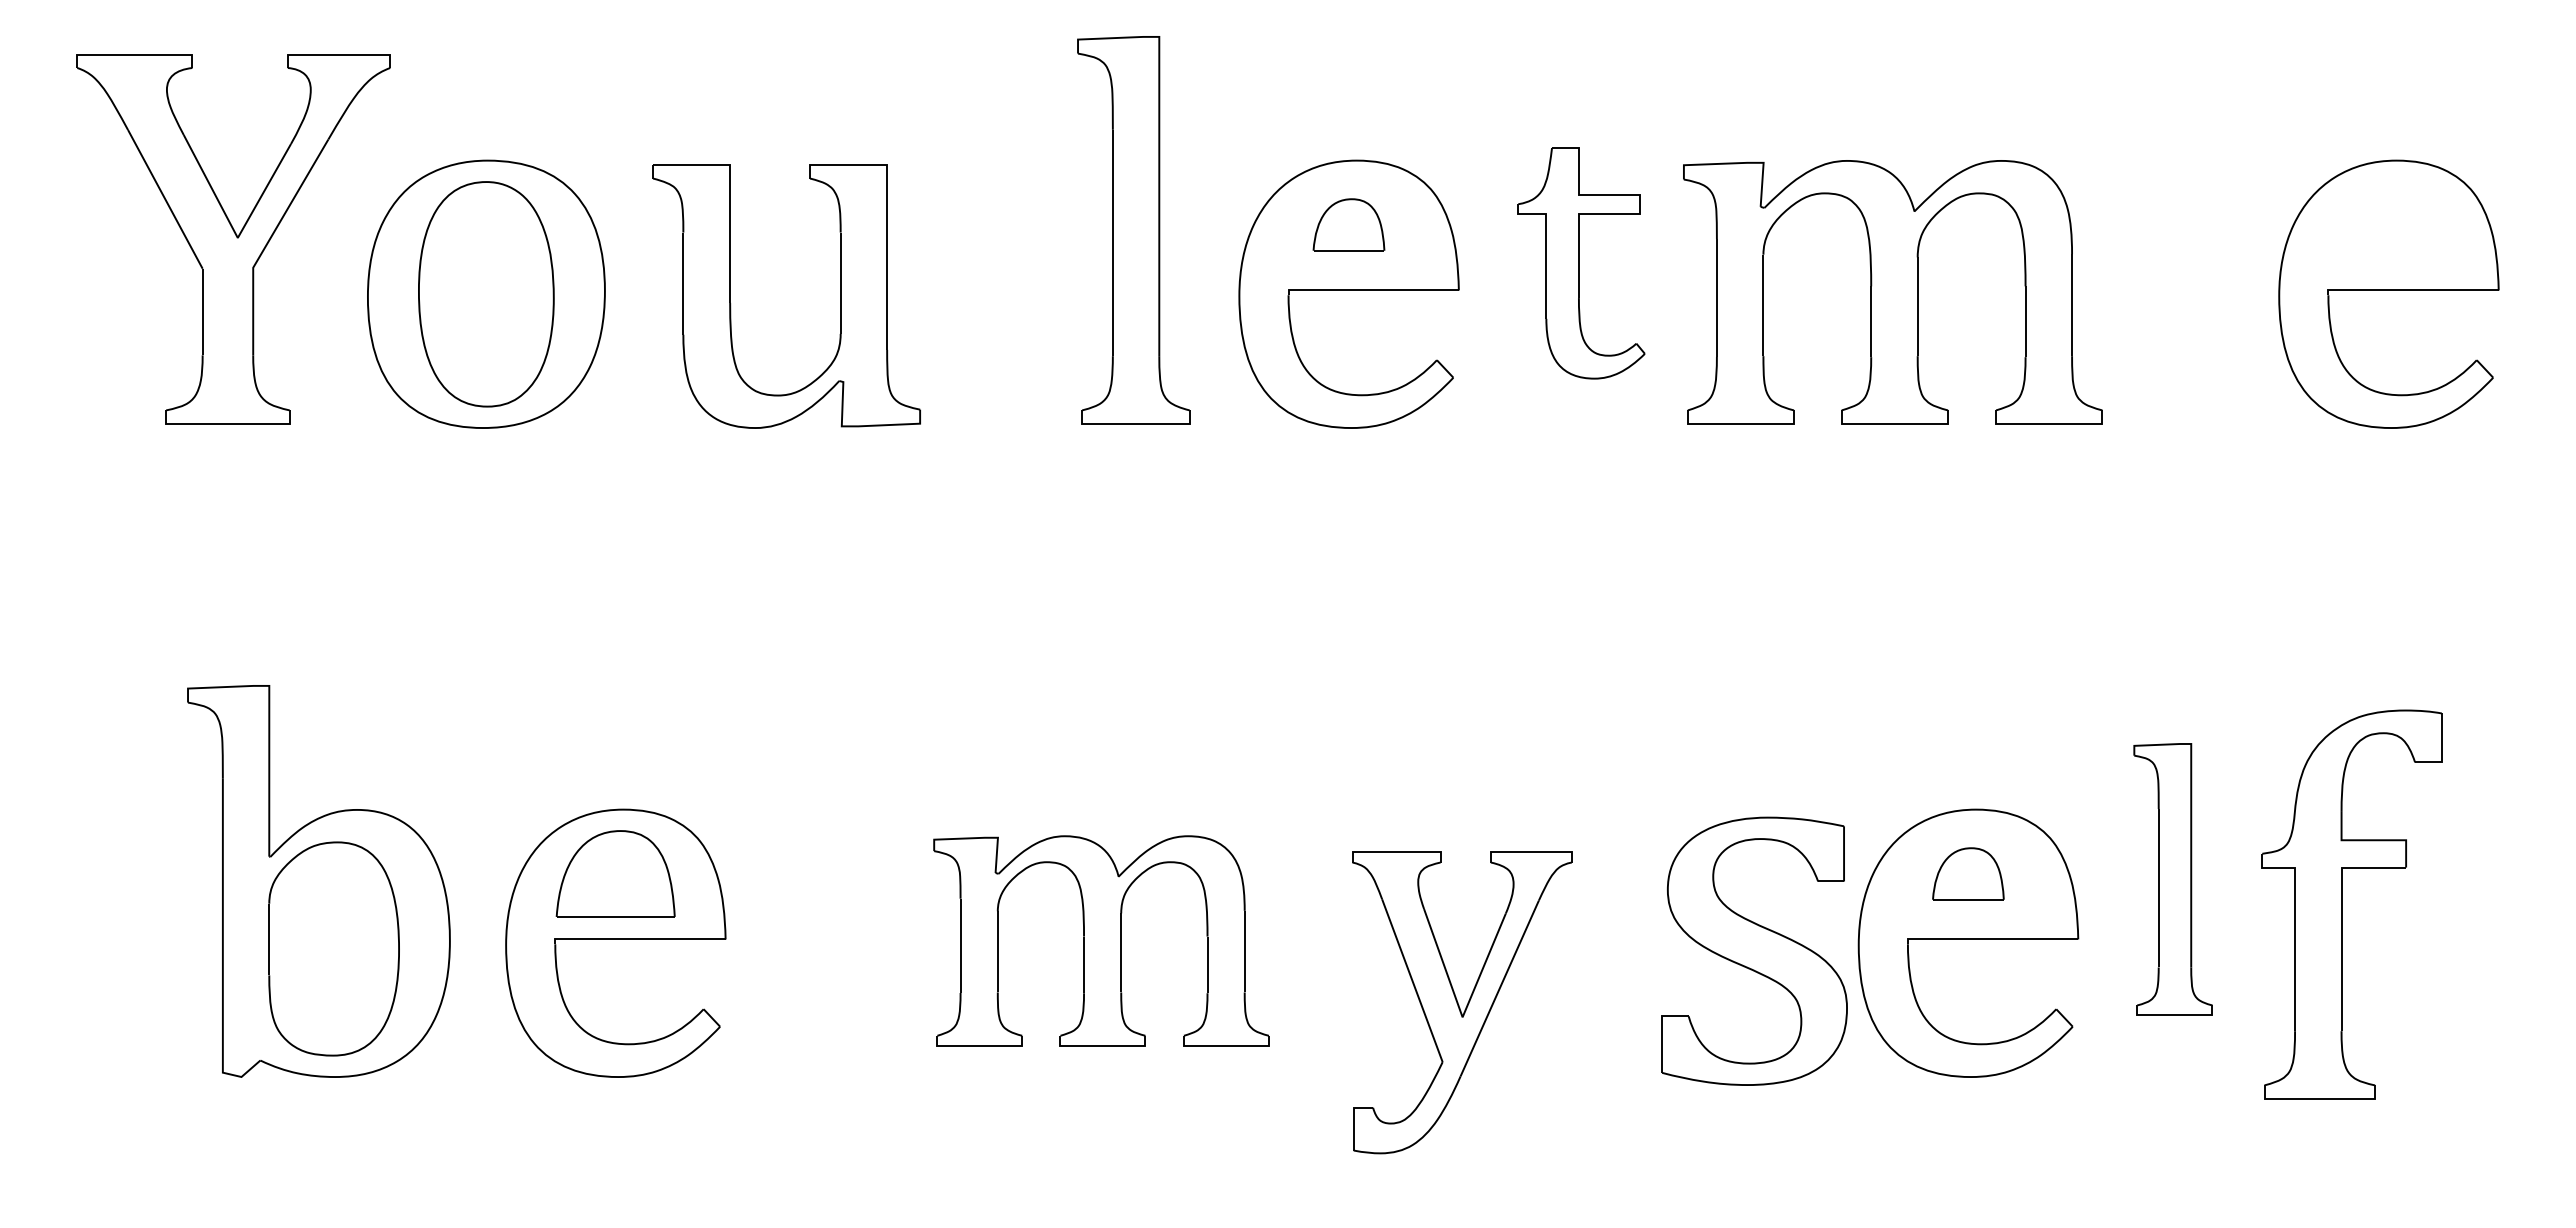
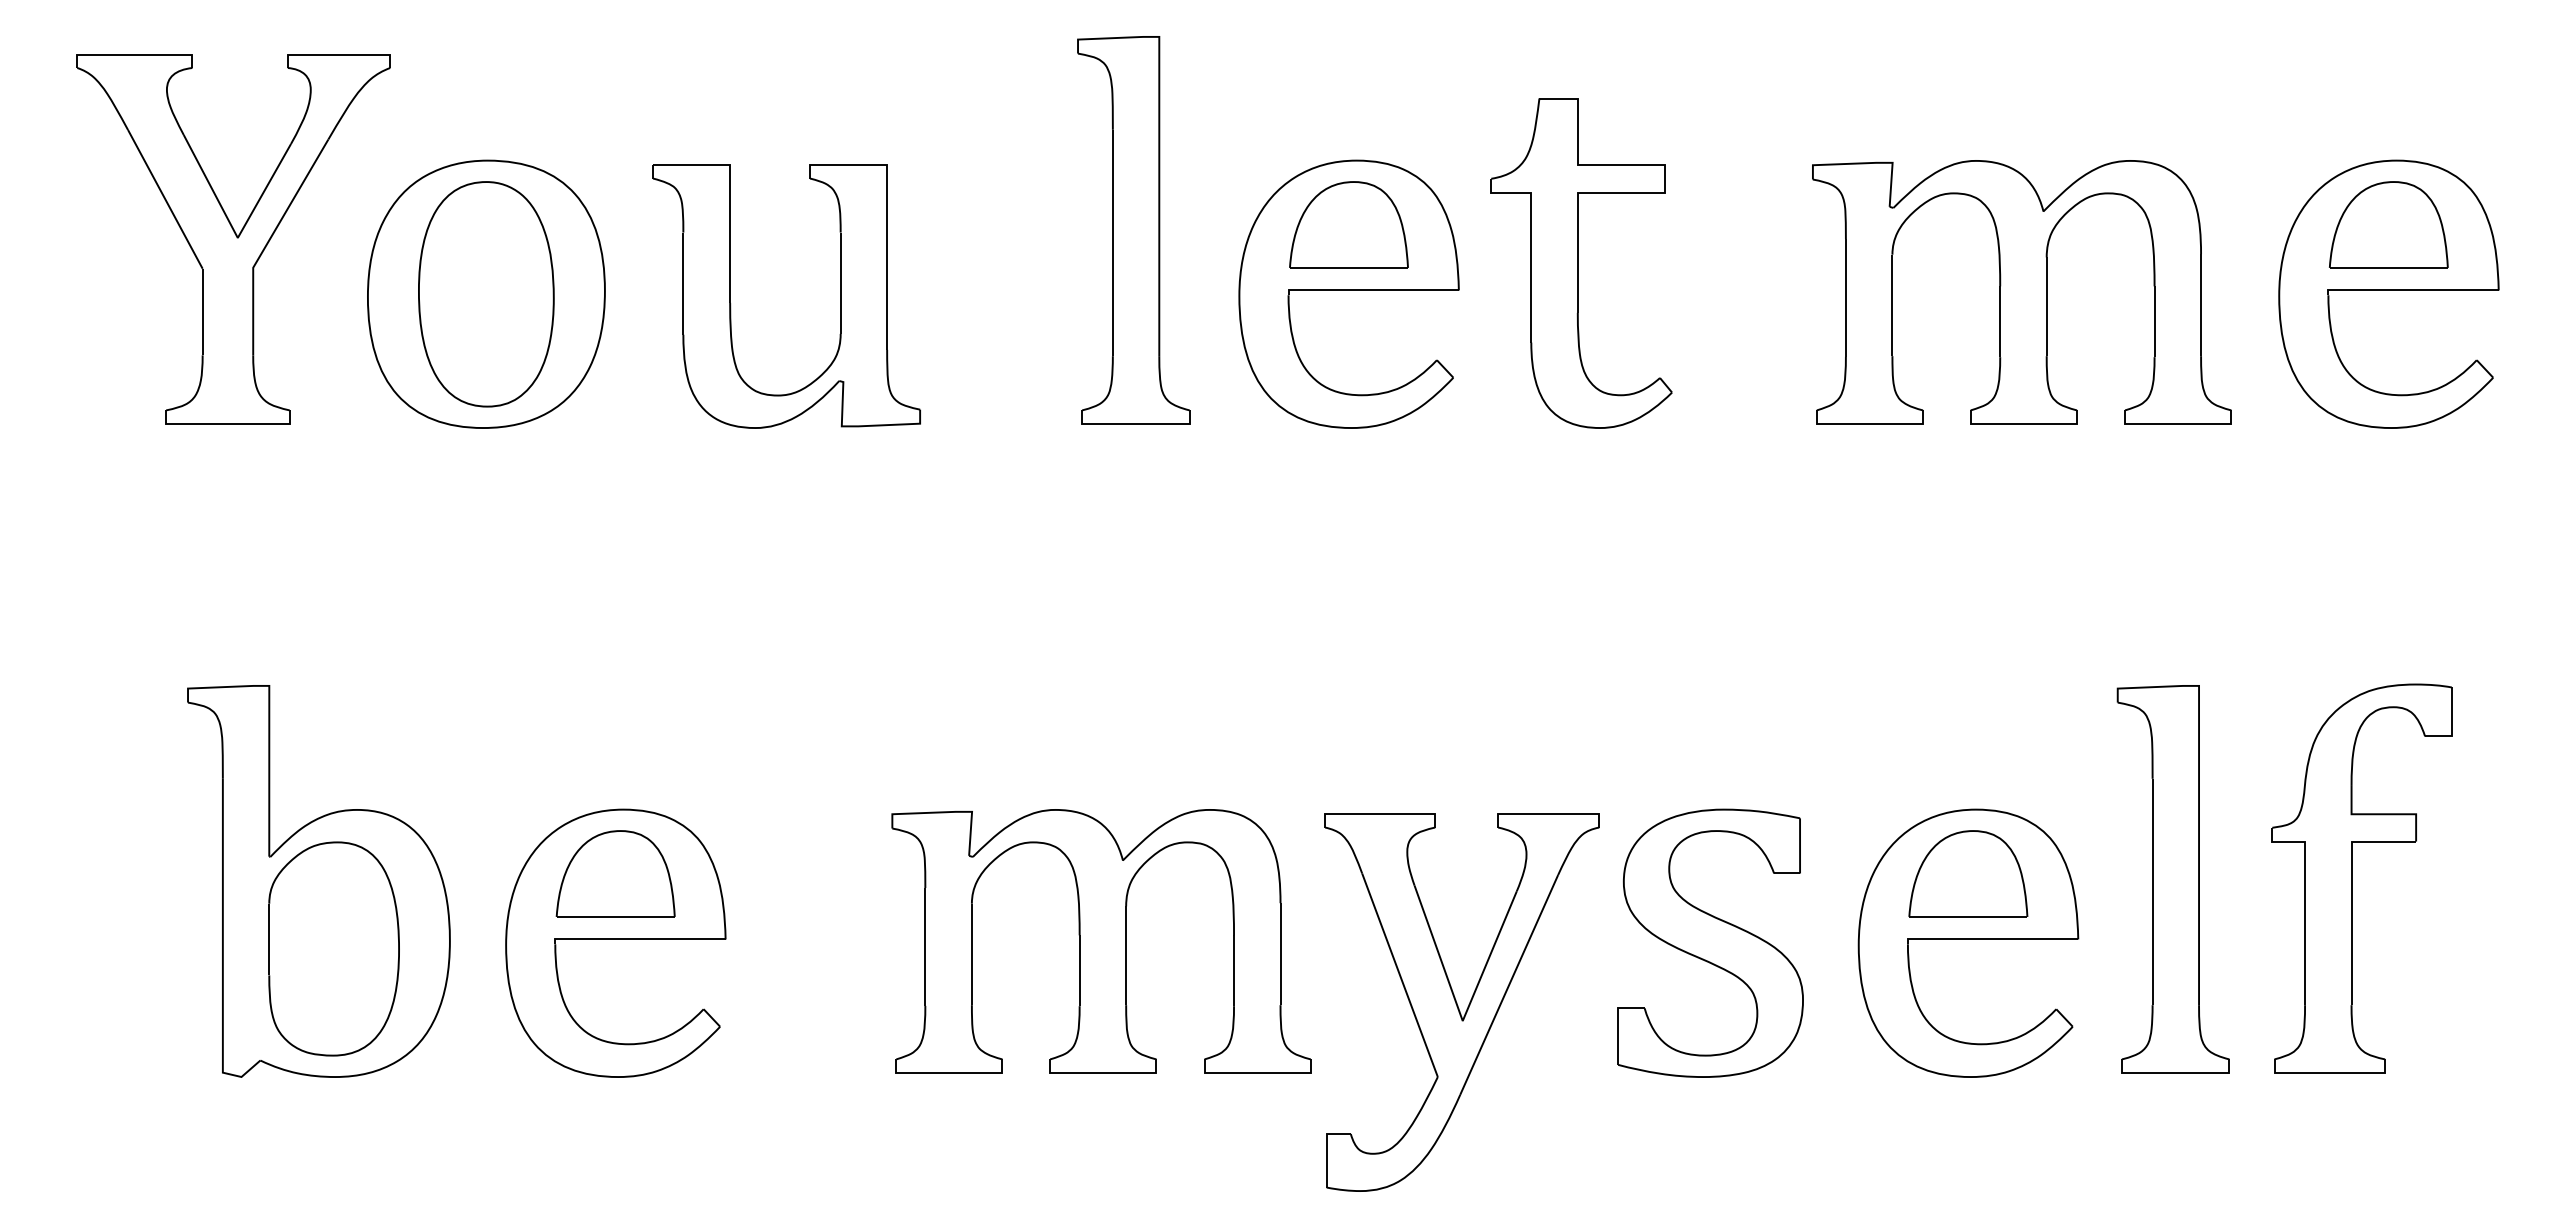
part size: 74x54 px -> 120x88 px (1348, 224)
part: none -> present (2388, 224)
part size: 129x233 px -> 183x331 px (1581, 263)
part position: (1892, 292) -> (2021, 292) (2021, 292)
part size: 73x54 px -> 121x88 px (1968, 873)
part size: 80x273 px -> 114x389 px (2172, 879)
part position: (2342, 904) -> (2352, 878) (2352, 878)
part size: 337x212 px -> 421x265 px (1101, 941)
part position: (1754, 950) -> (1710, 942) (1710, 942)
part size: 221x304 px -> 276x379 px (1461, 1002)
